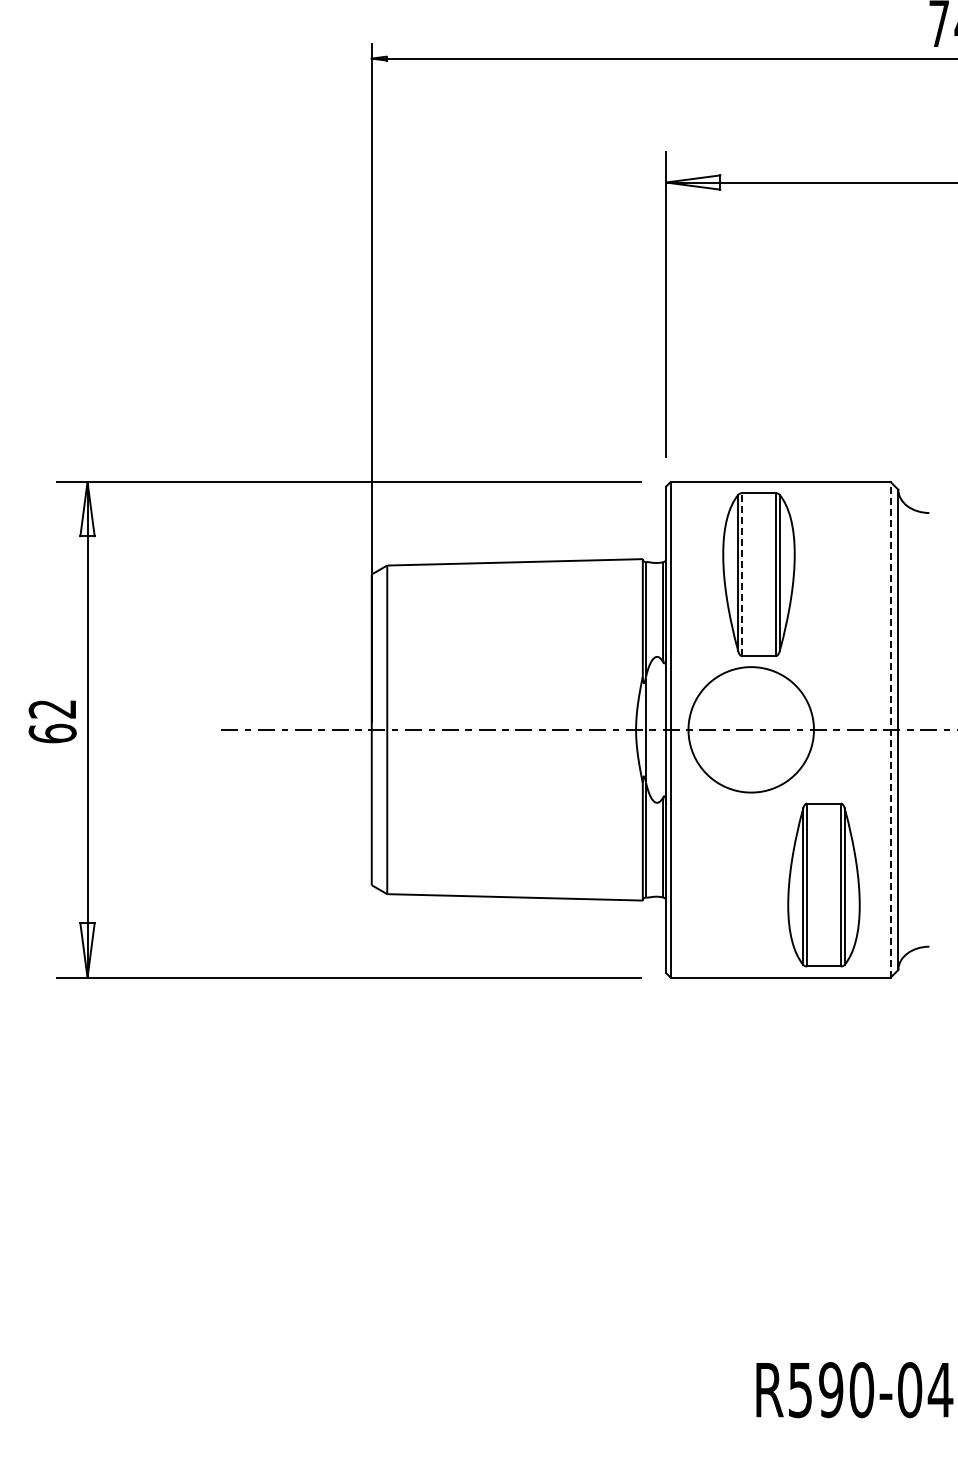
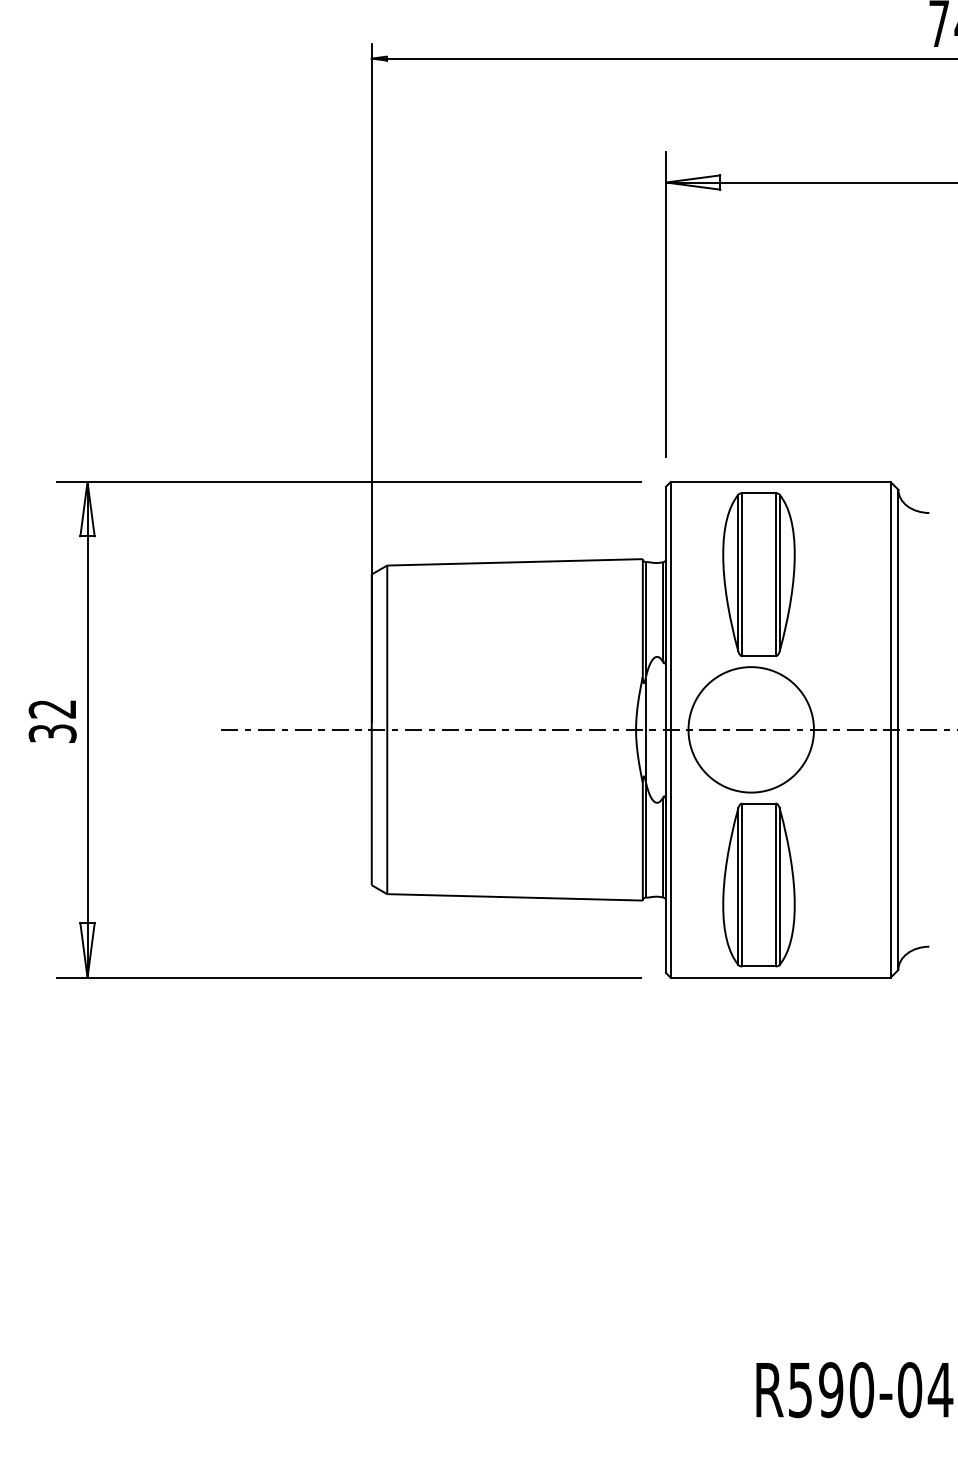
line: dashed -> solid (742, 574)
line: dashed -> solid (890, 729)
text: 62 -> 32 (52, 733)
part position: (823, 884) -> (758, 884) (758, 884)
